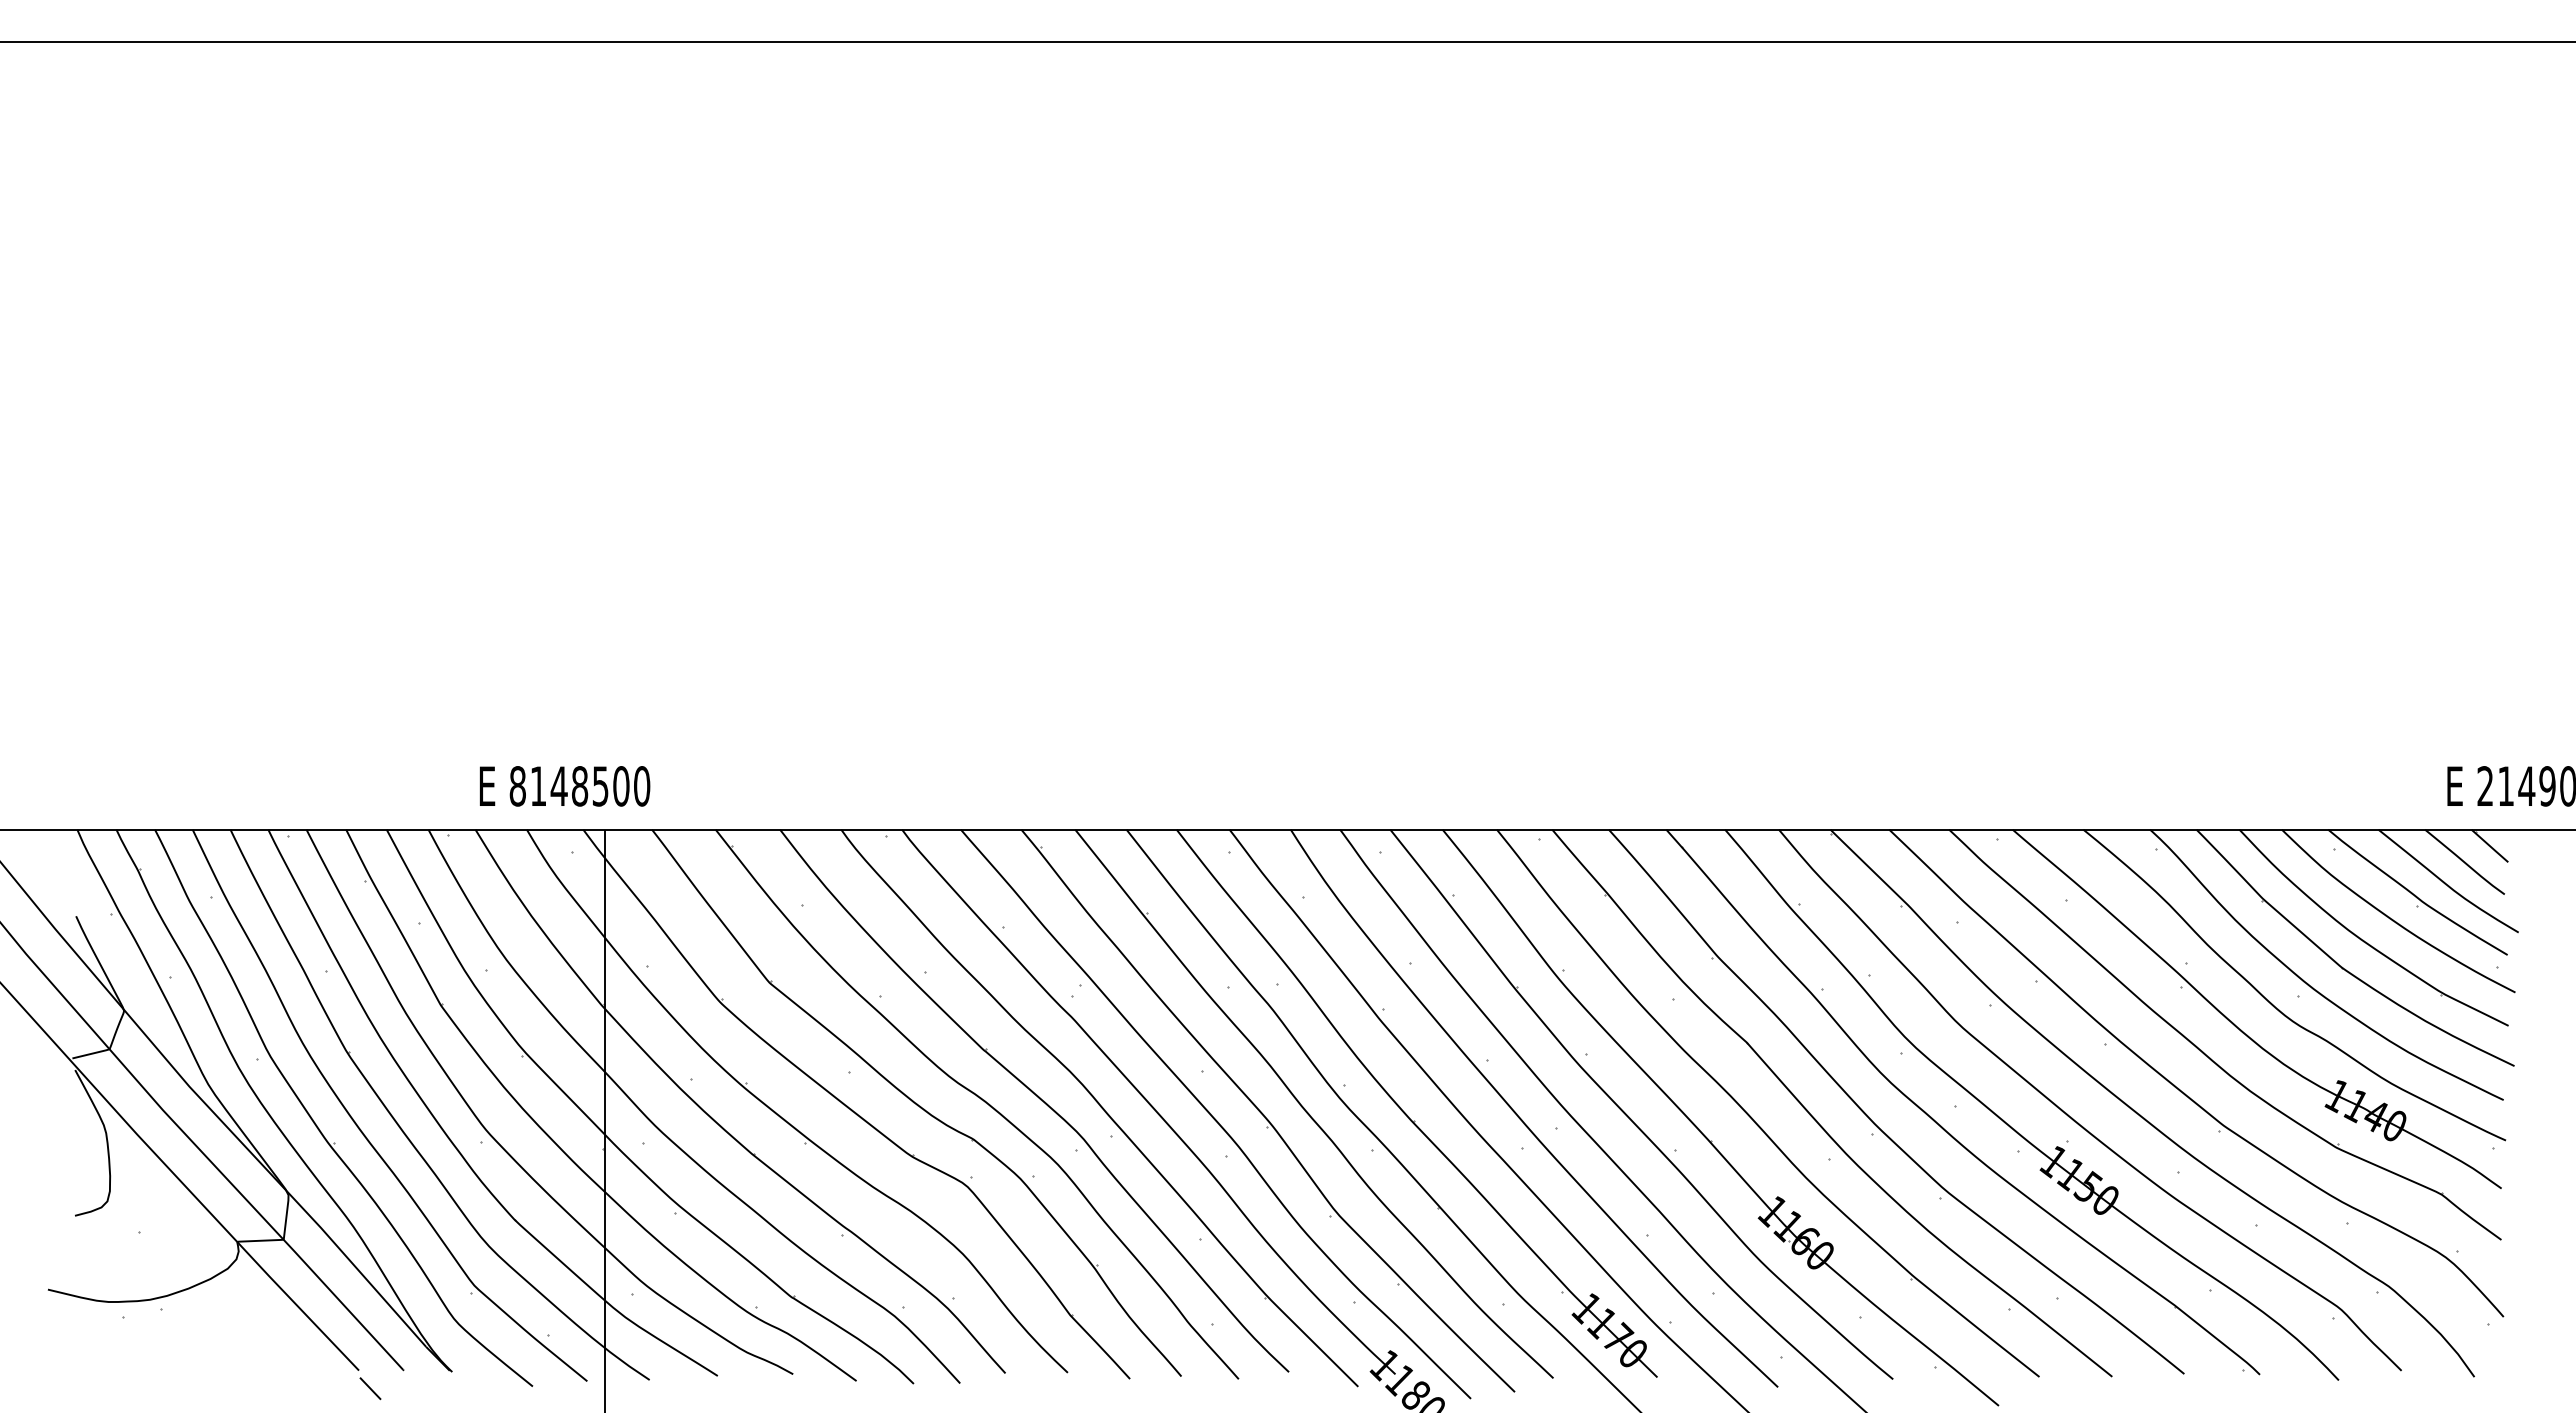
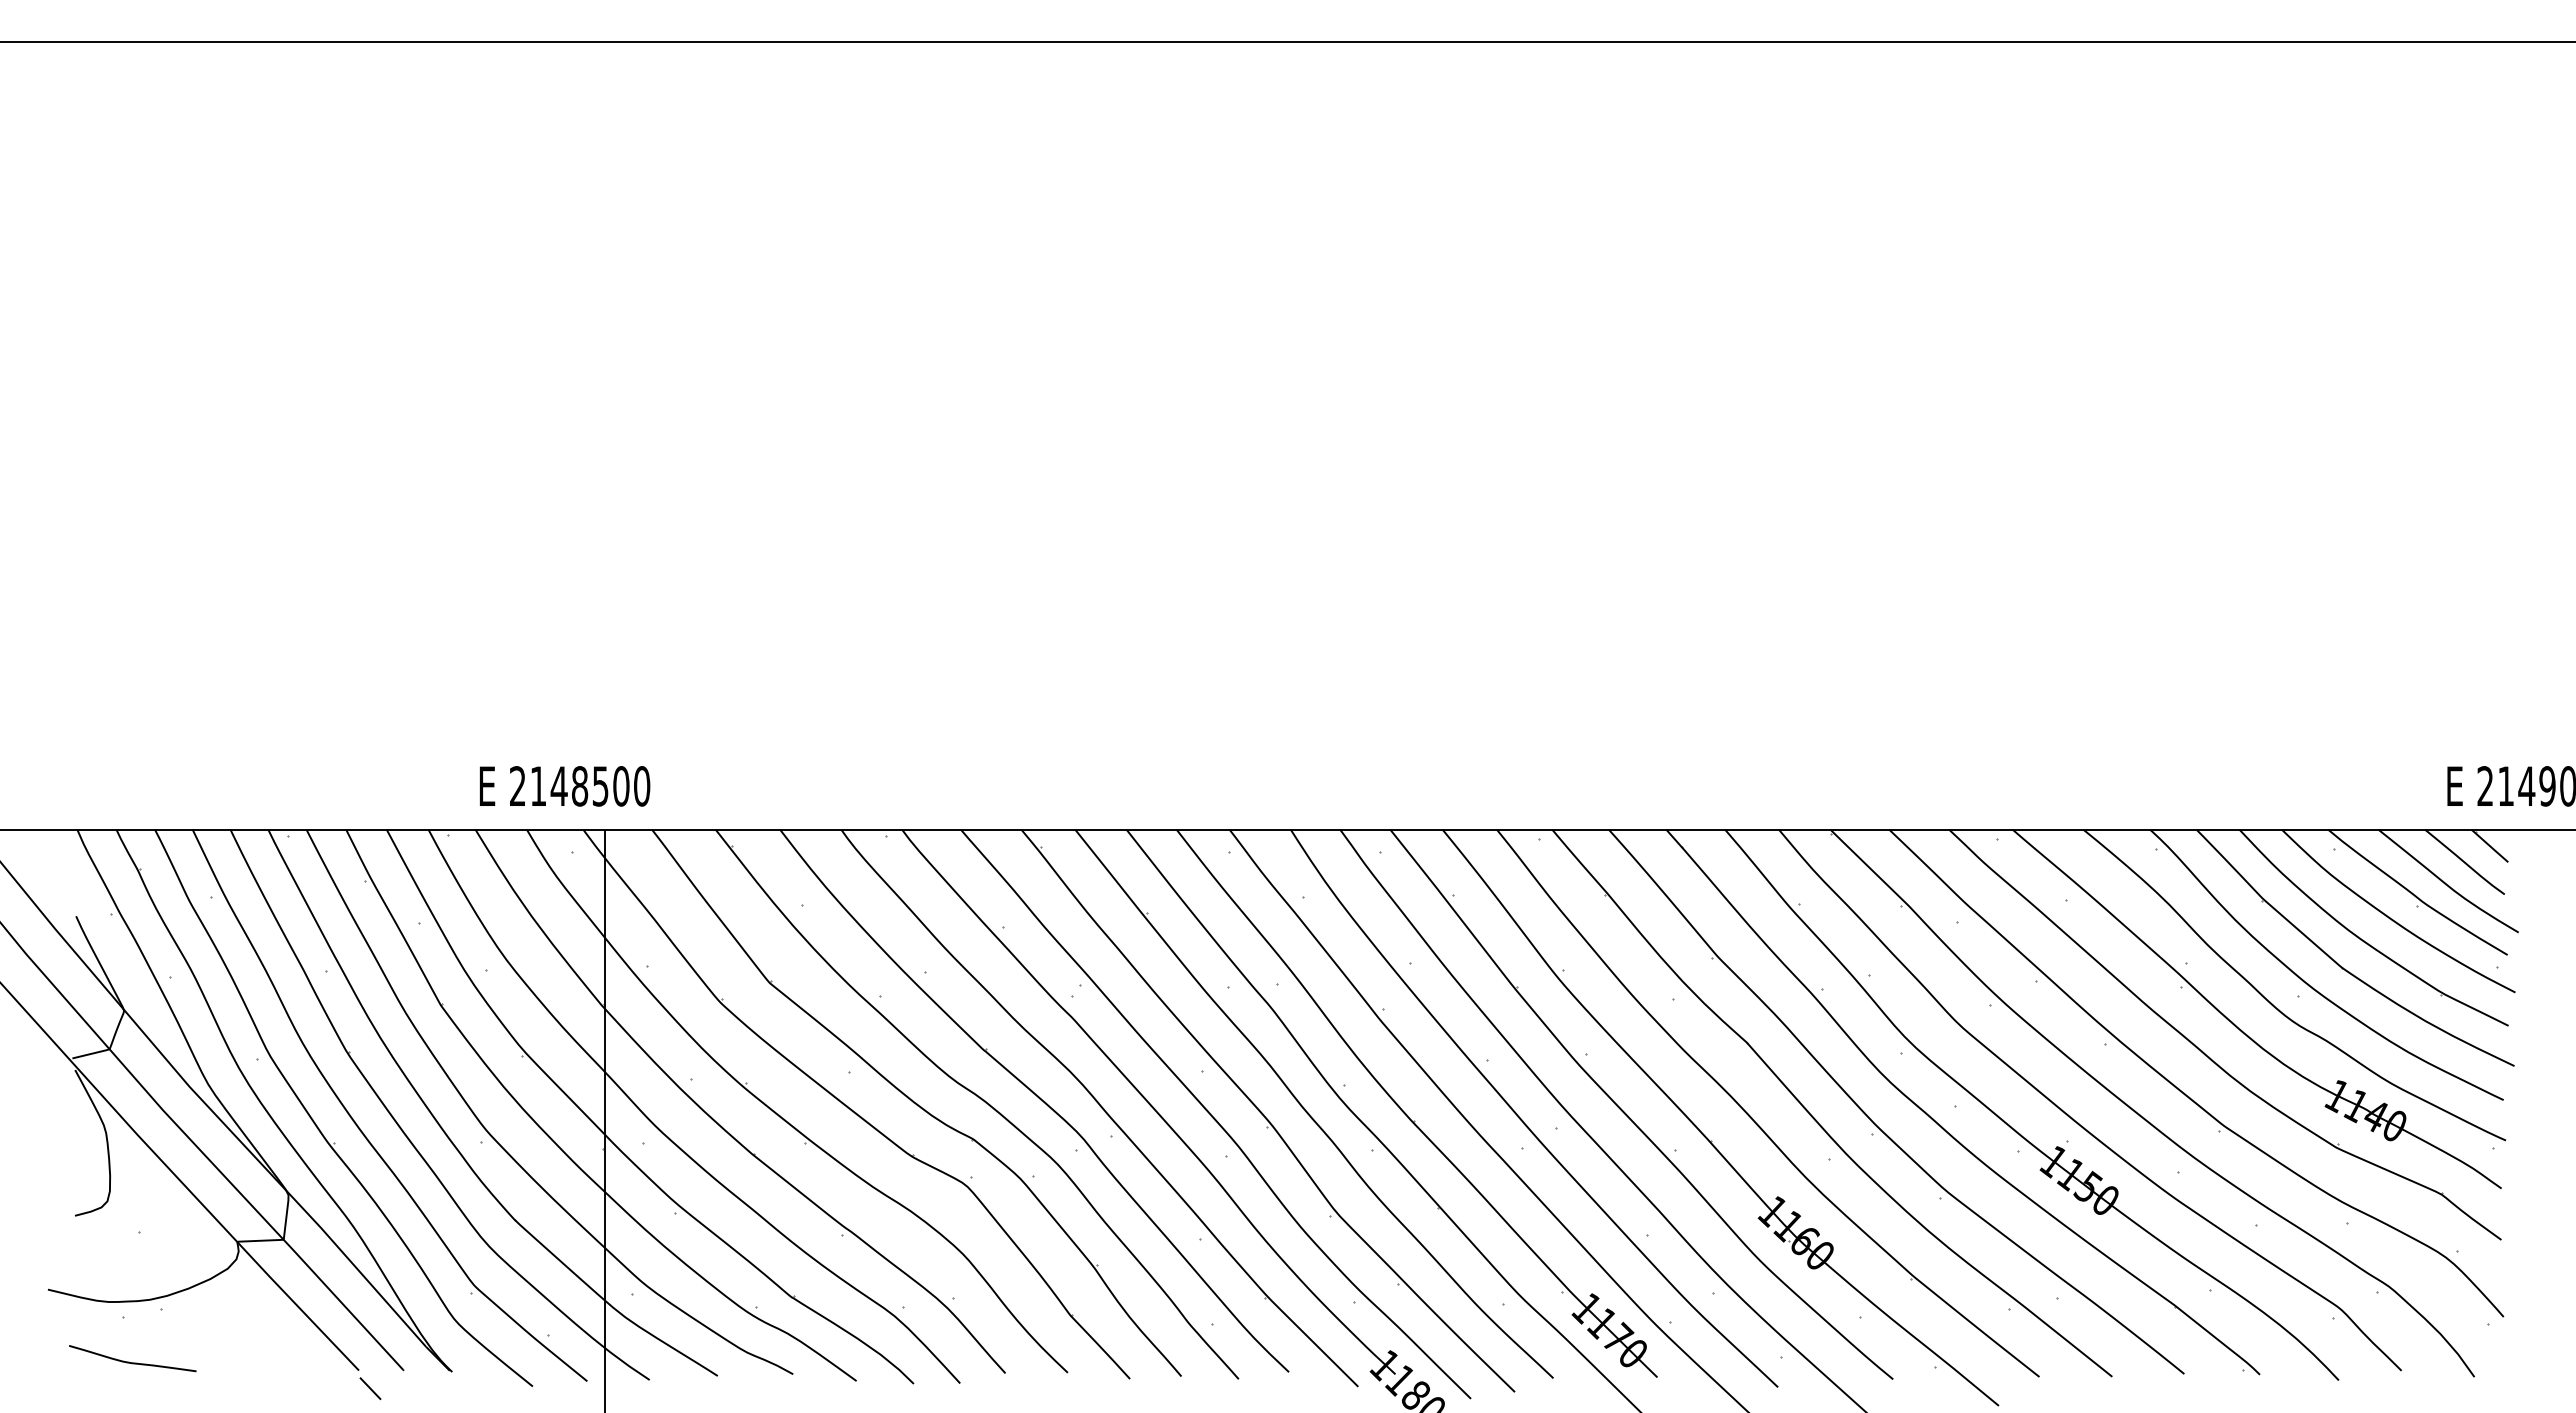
text: 8148500 -> 2148500 (517, 786)
curve: none -> present (132, 1362)
